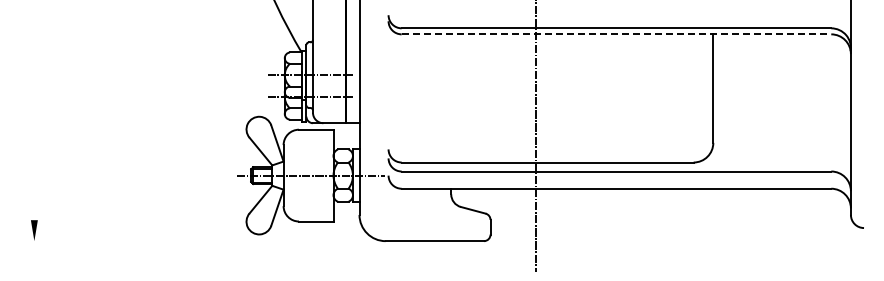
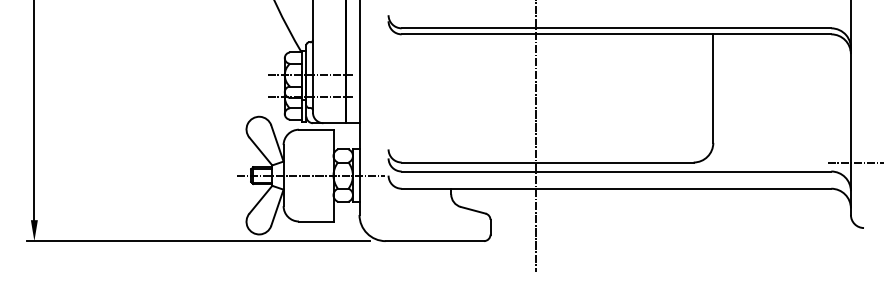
line: dashed -> solid (616, 34)
line: none -> present (34, 111)
line: none -> present (853, 162)
line: none -> present (197, 241)
